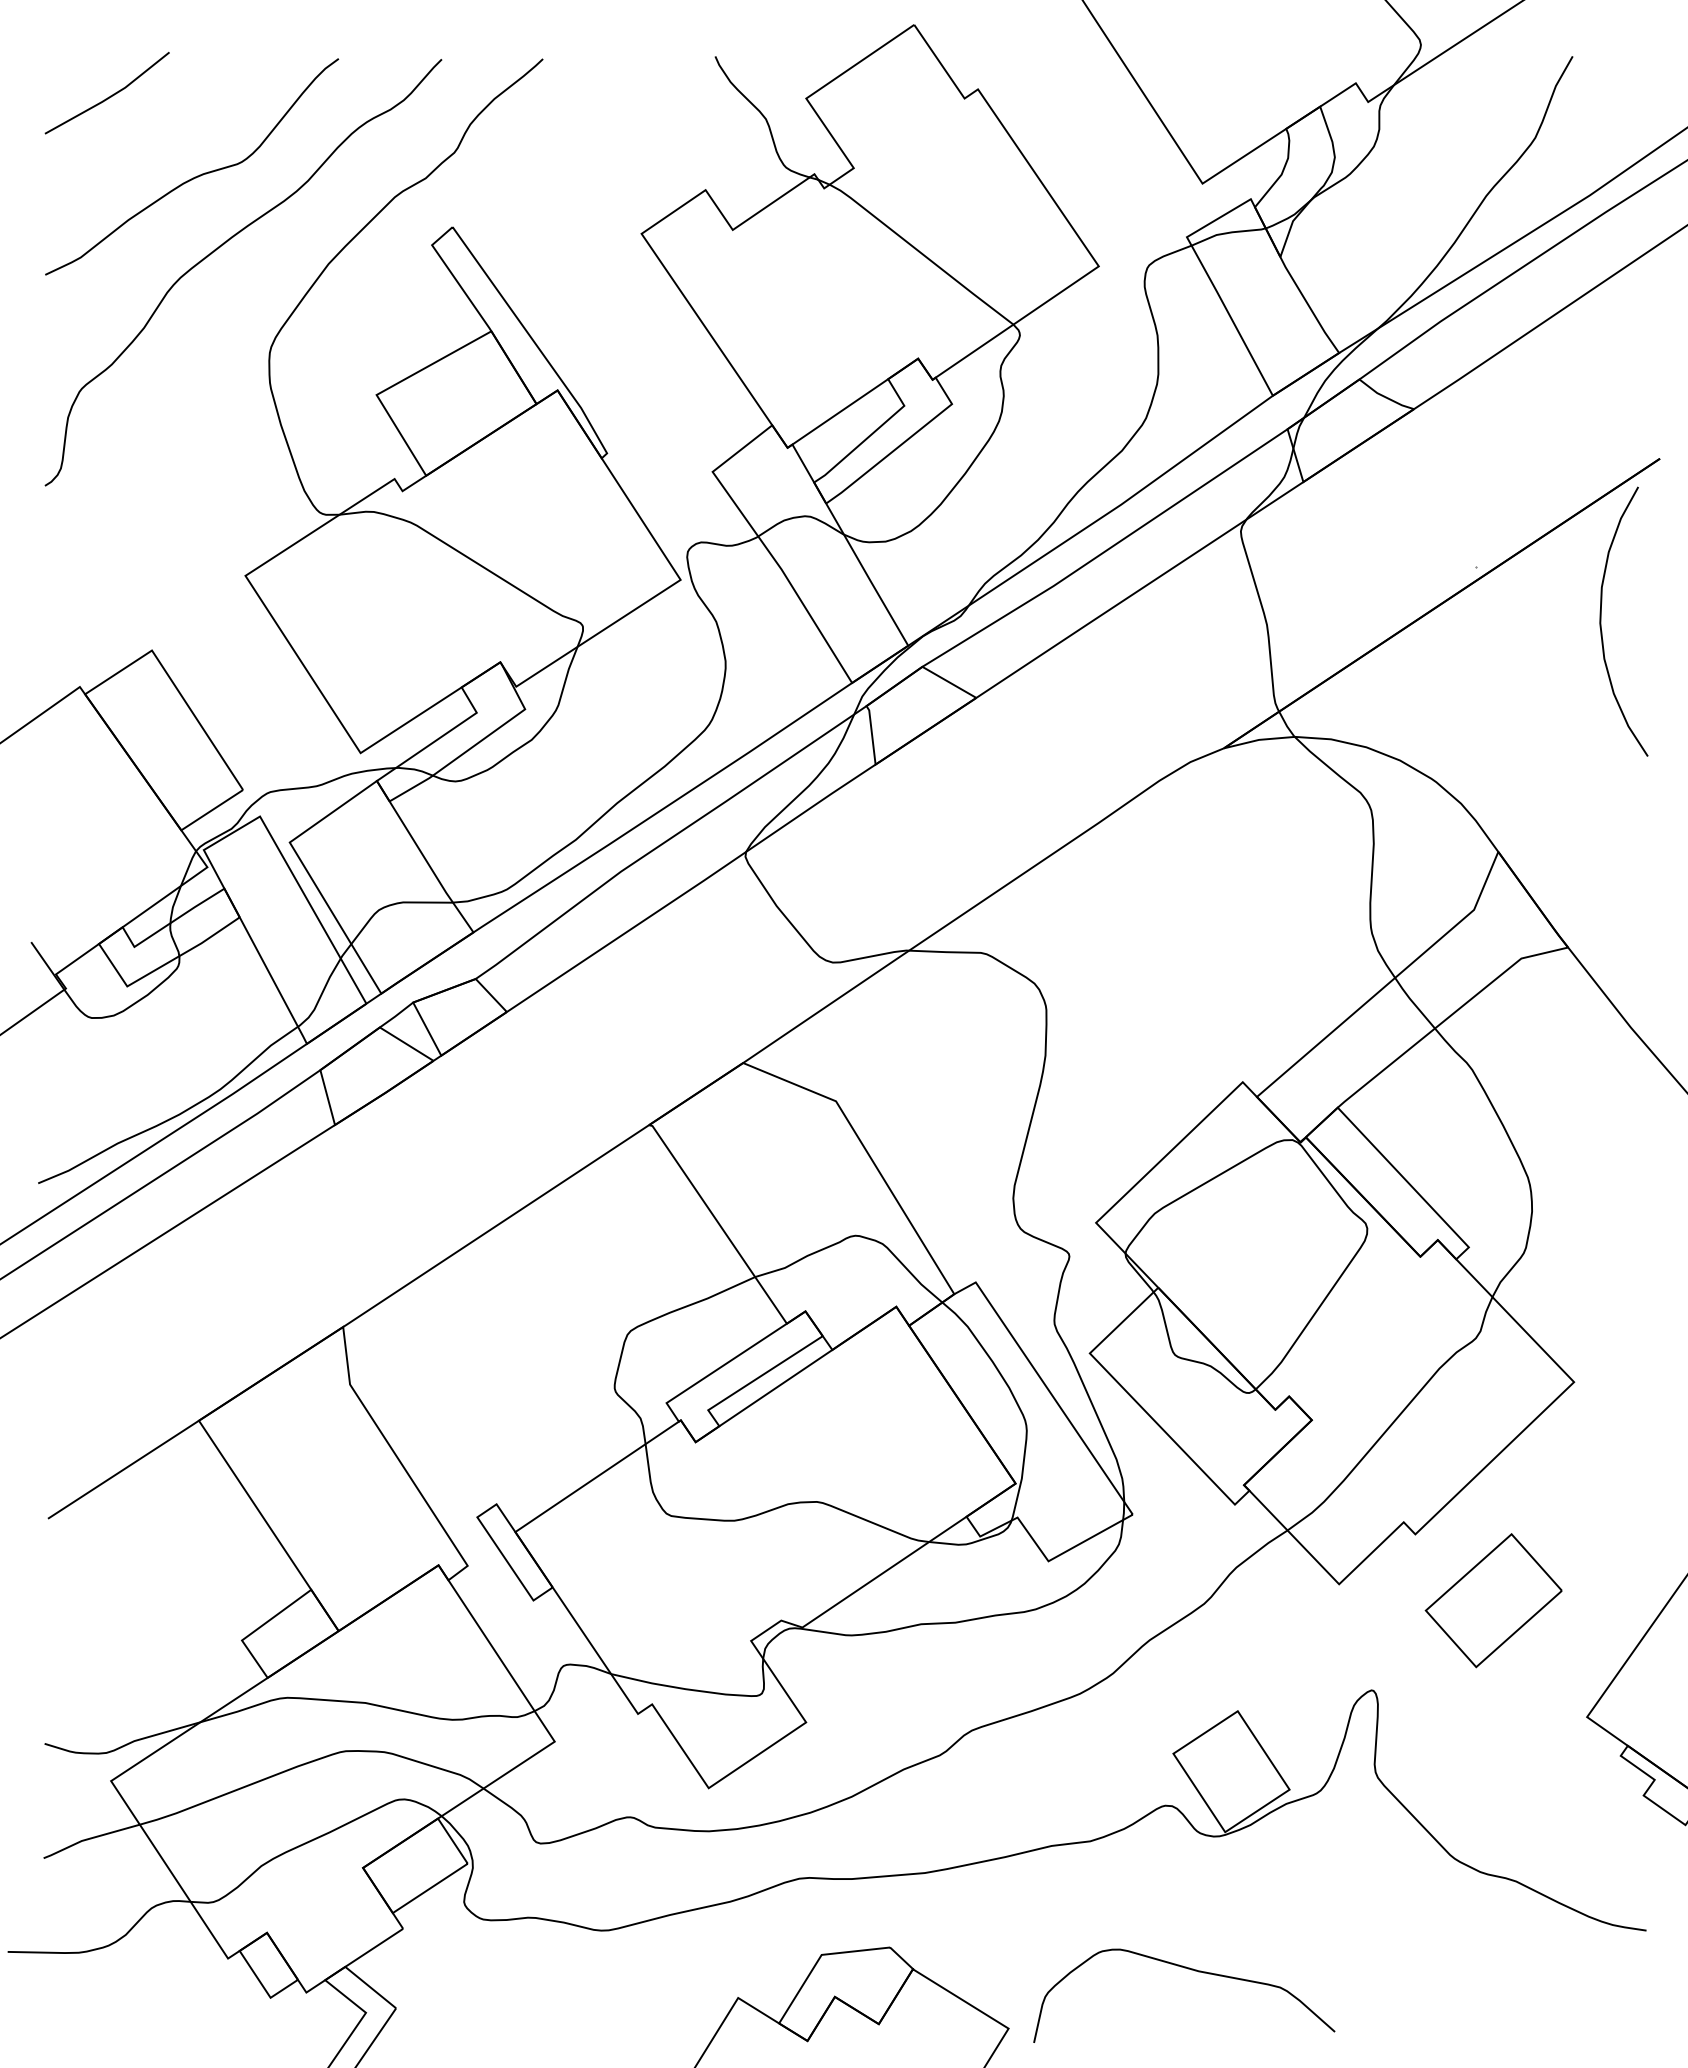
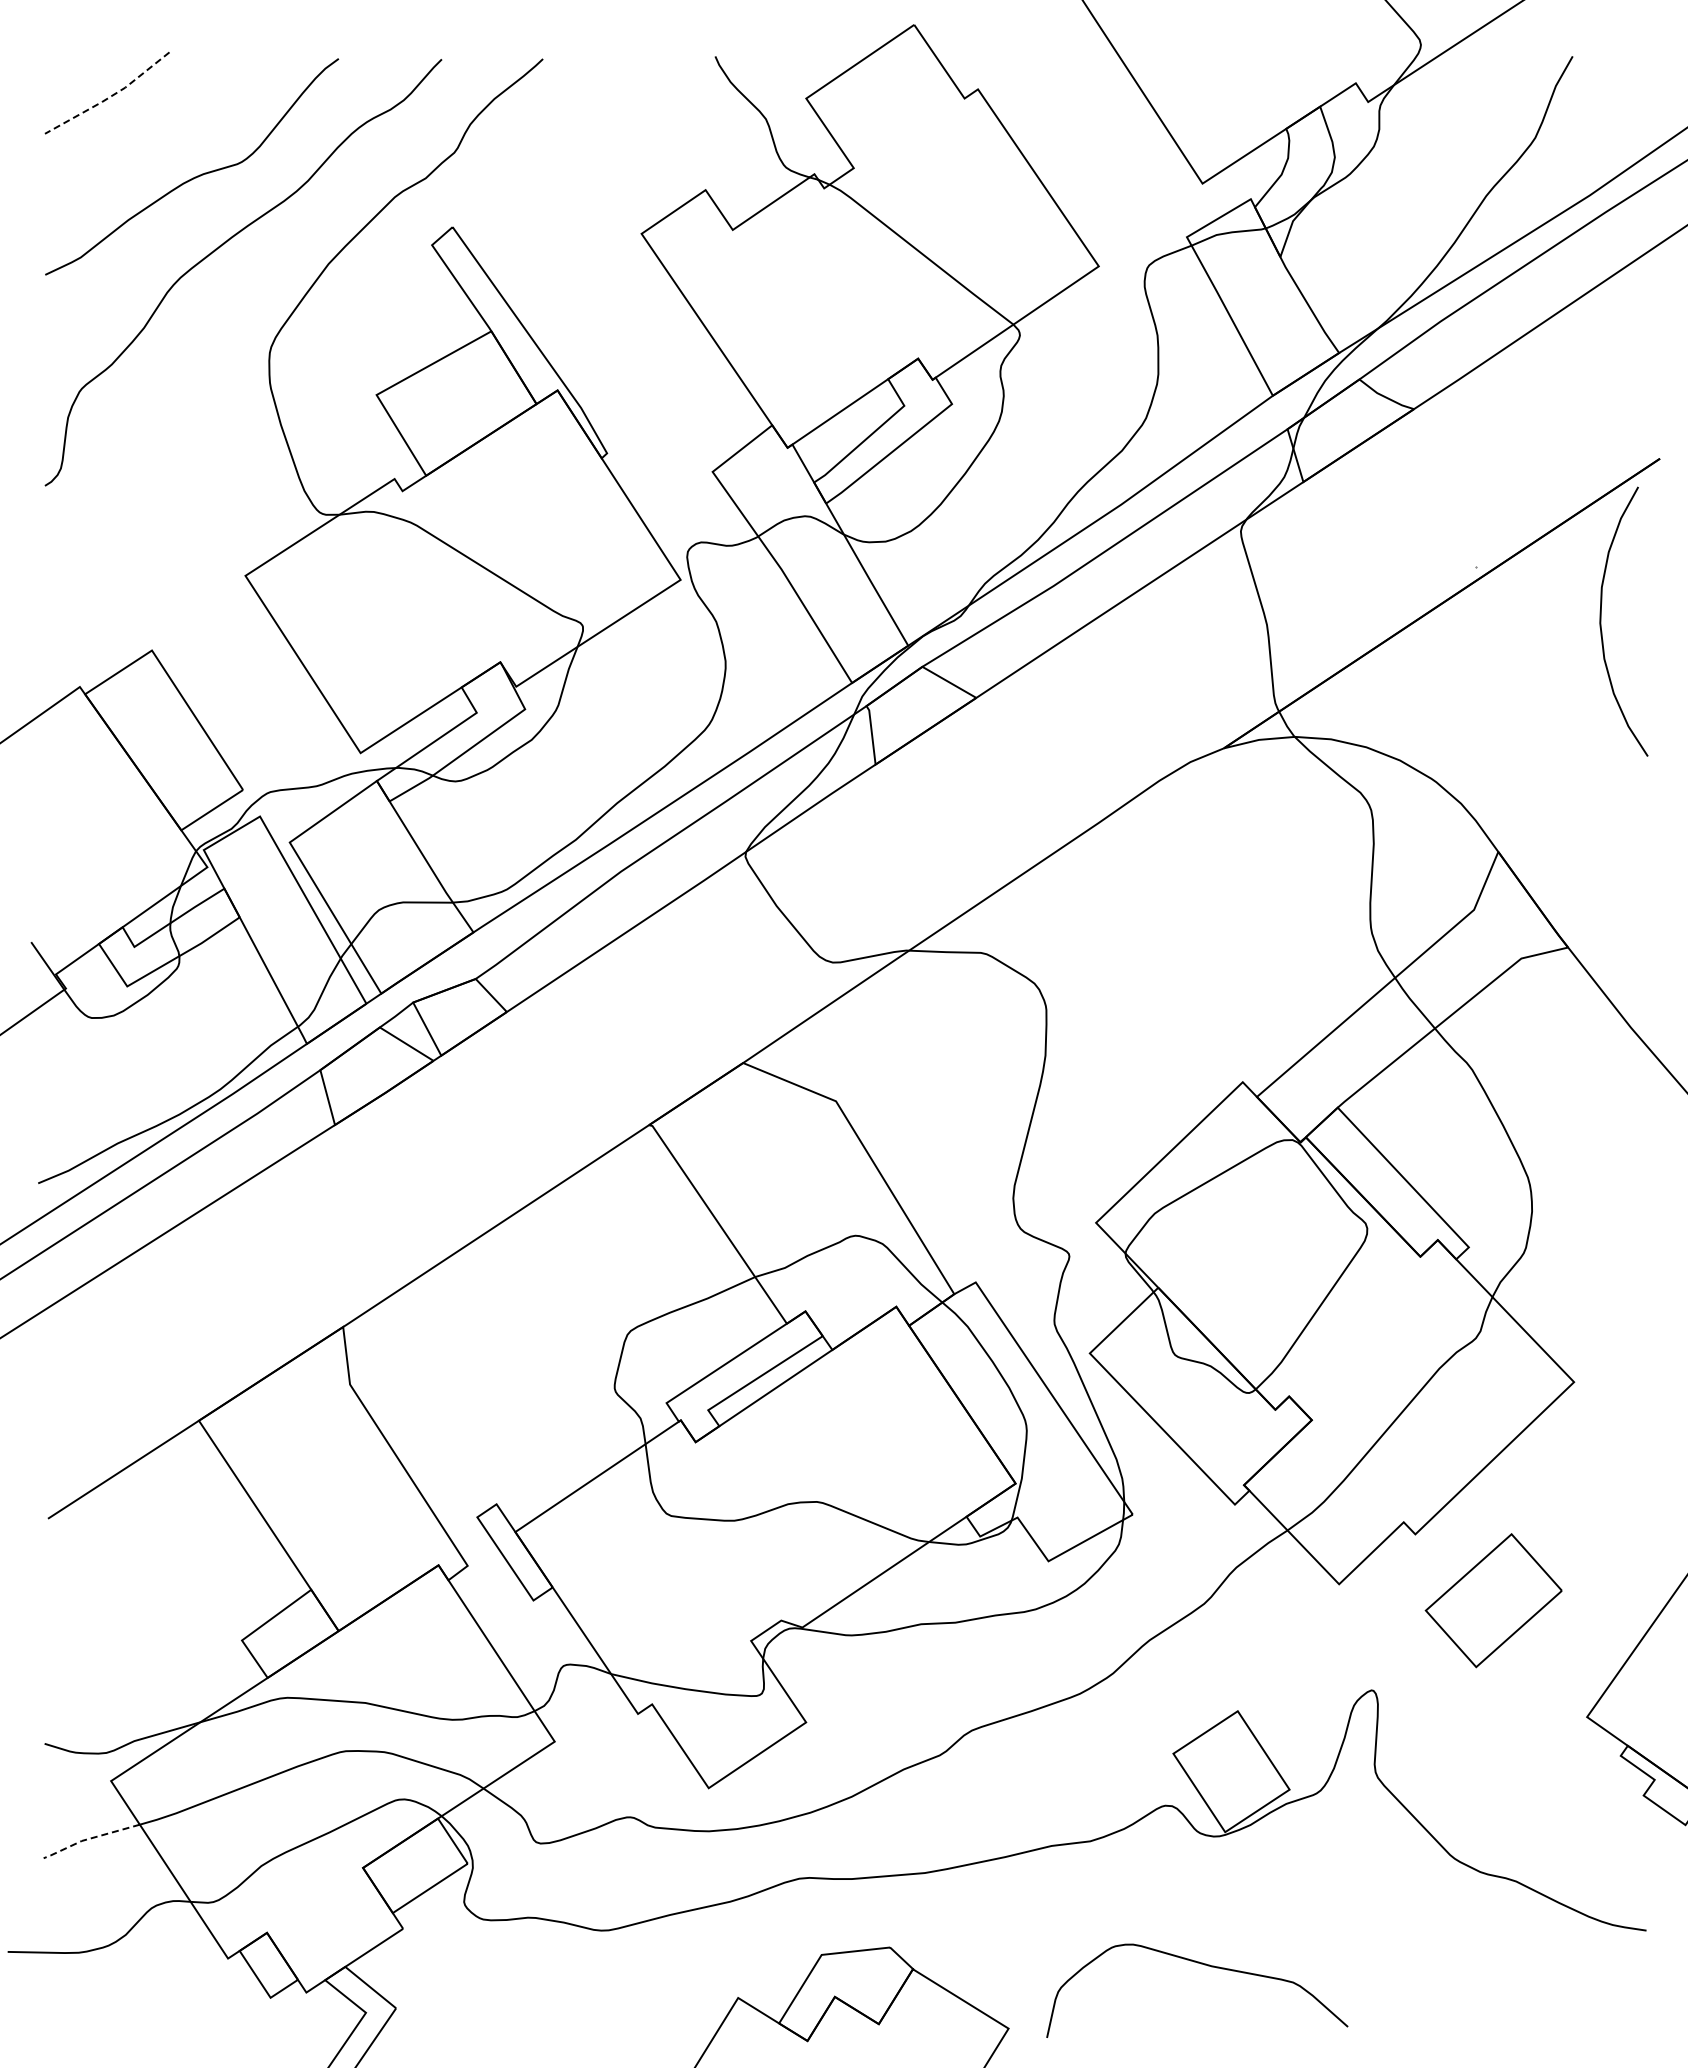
line: solid -> dashed (109, 97)
line: solid -> dashed (89, 1838)
curve position: (1191, 1970) -> (1204, 1965) (1204, 1965)
